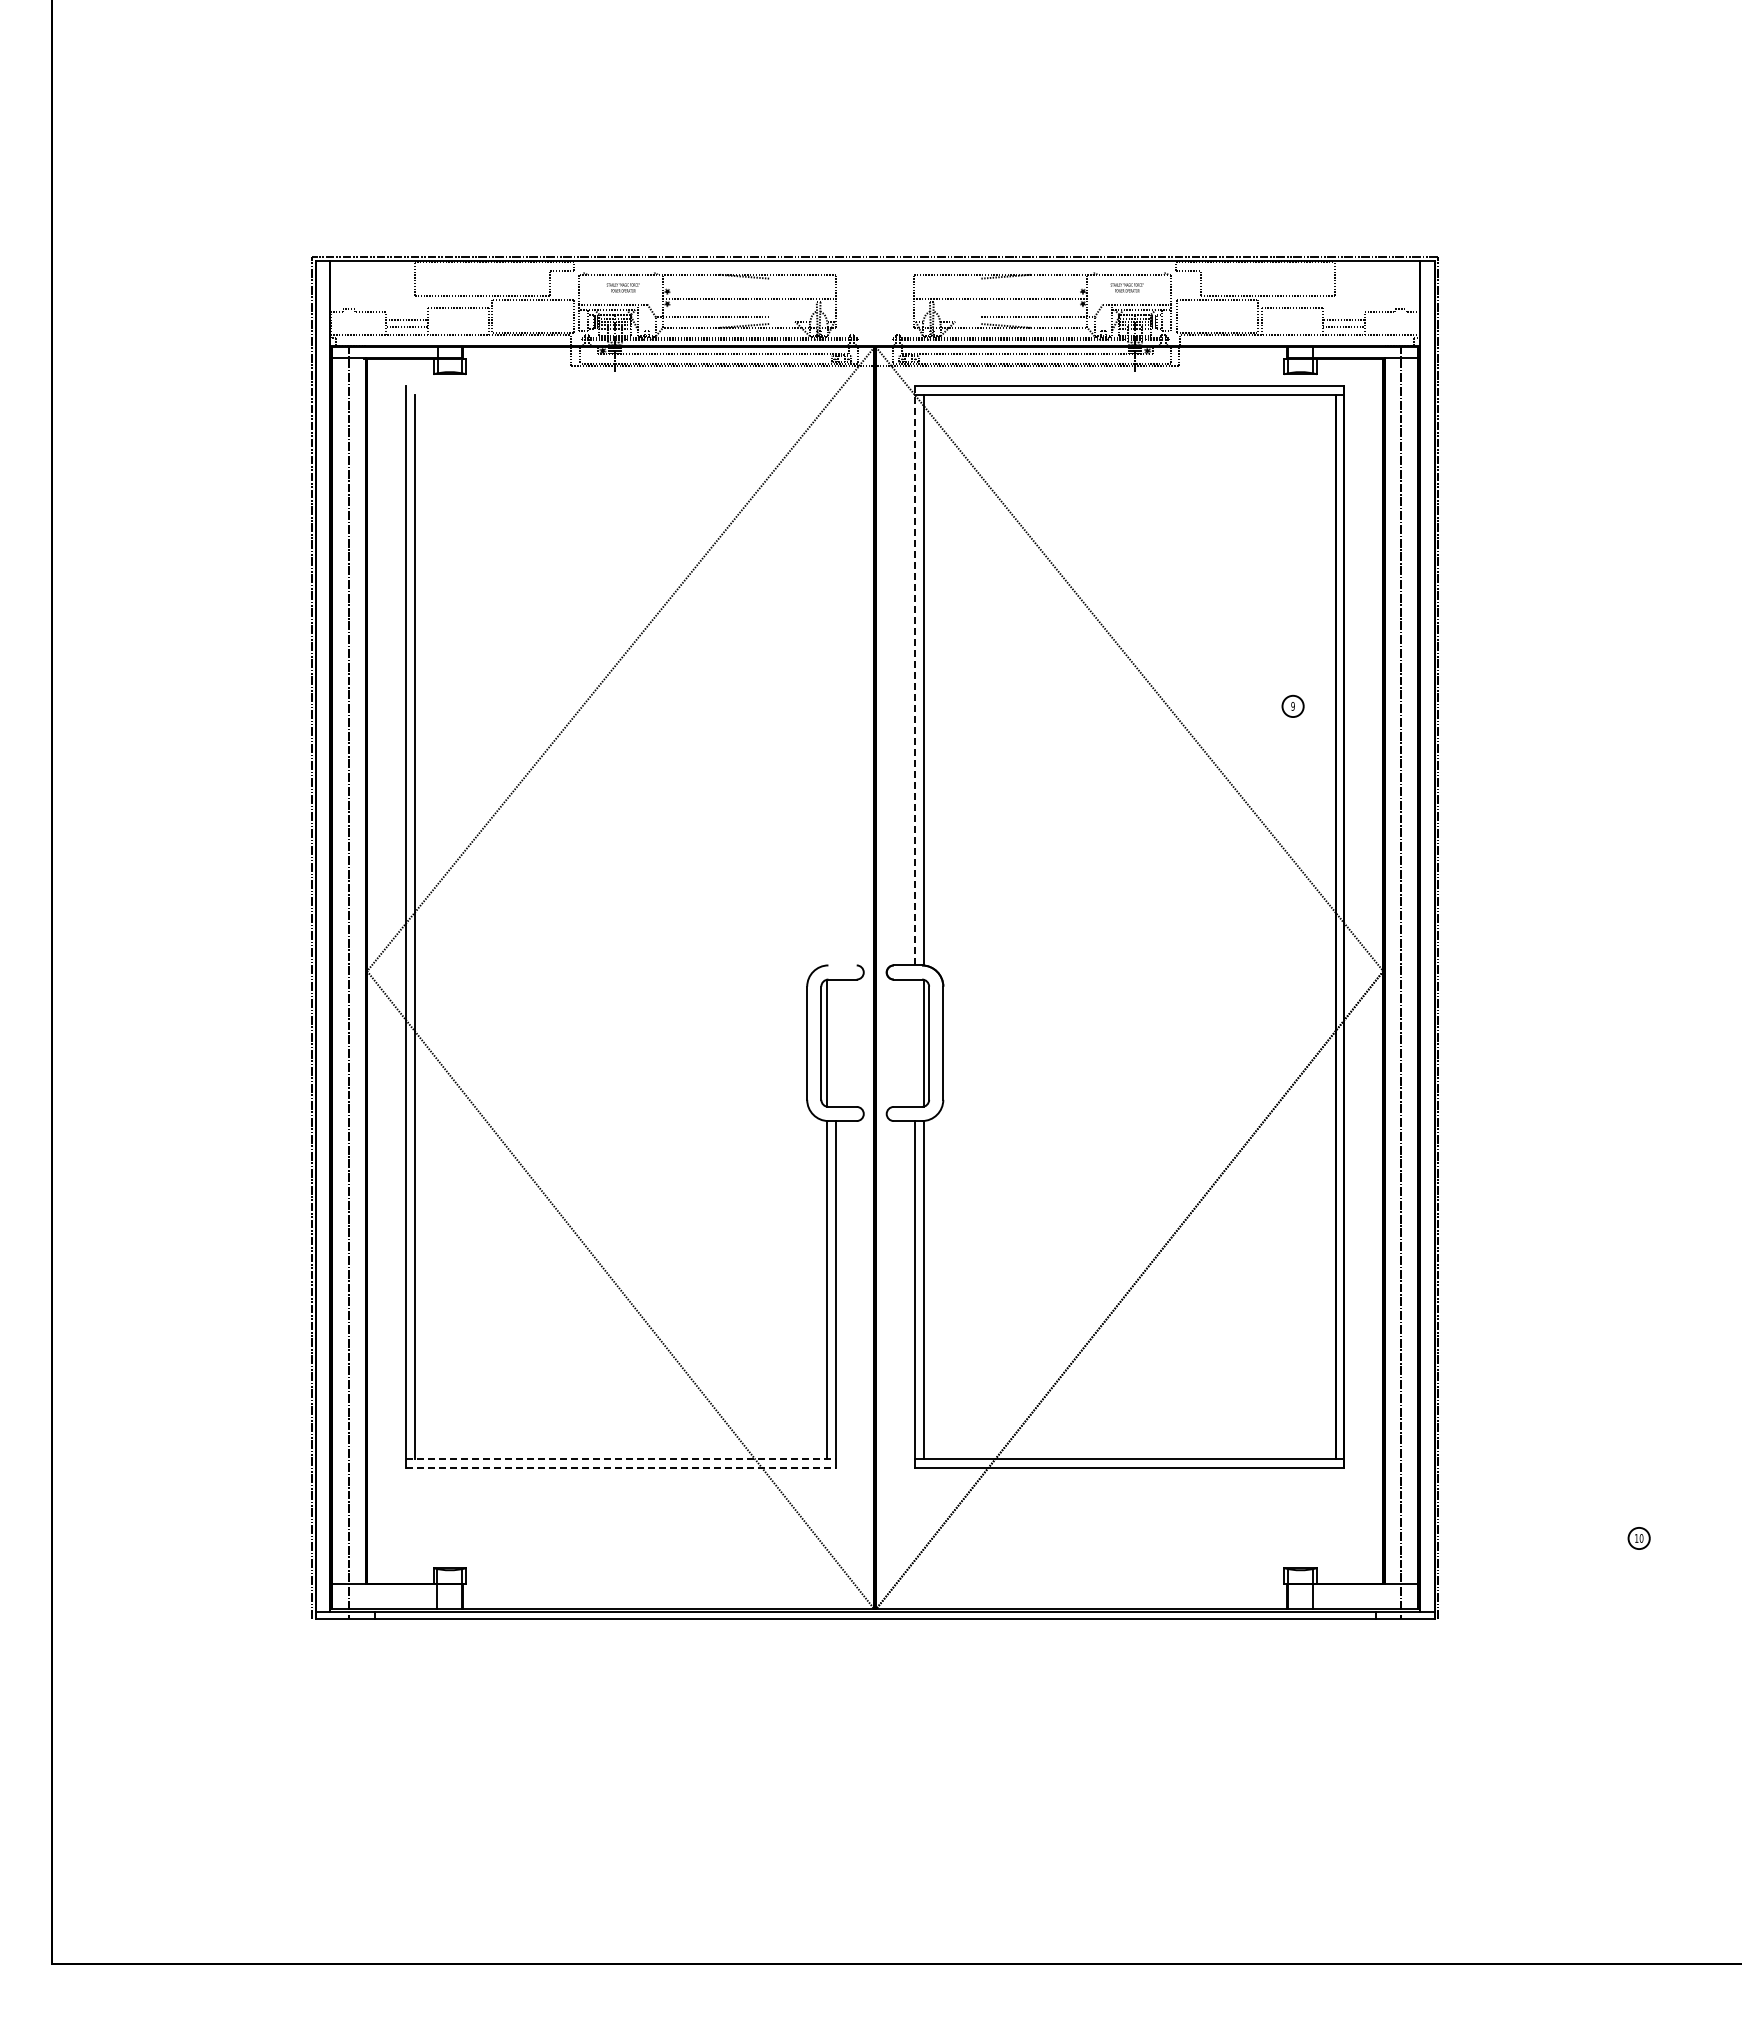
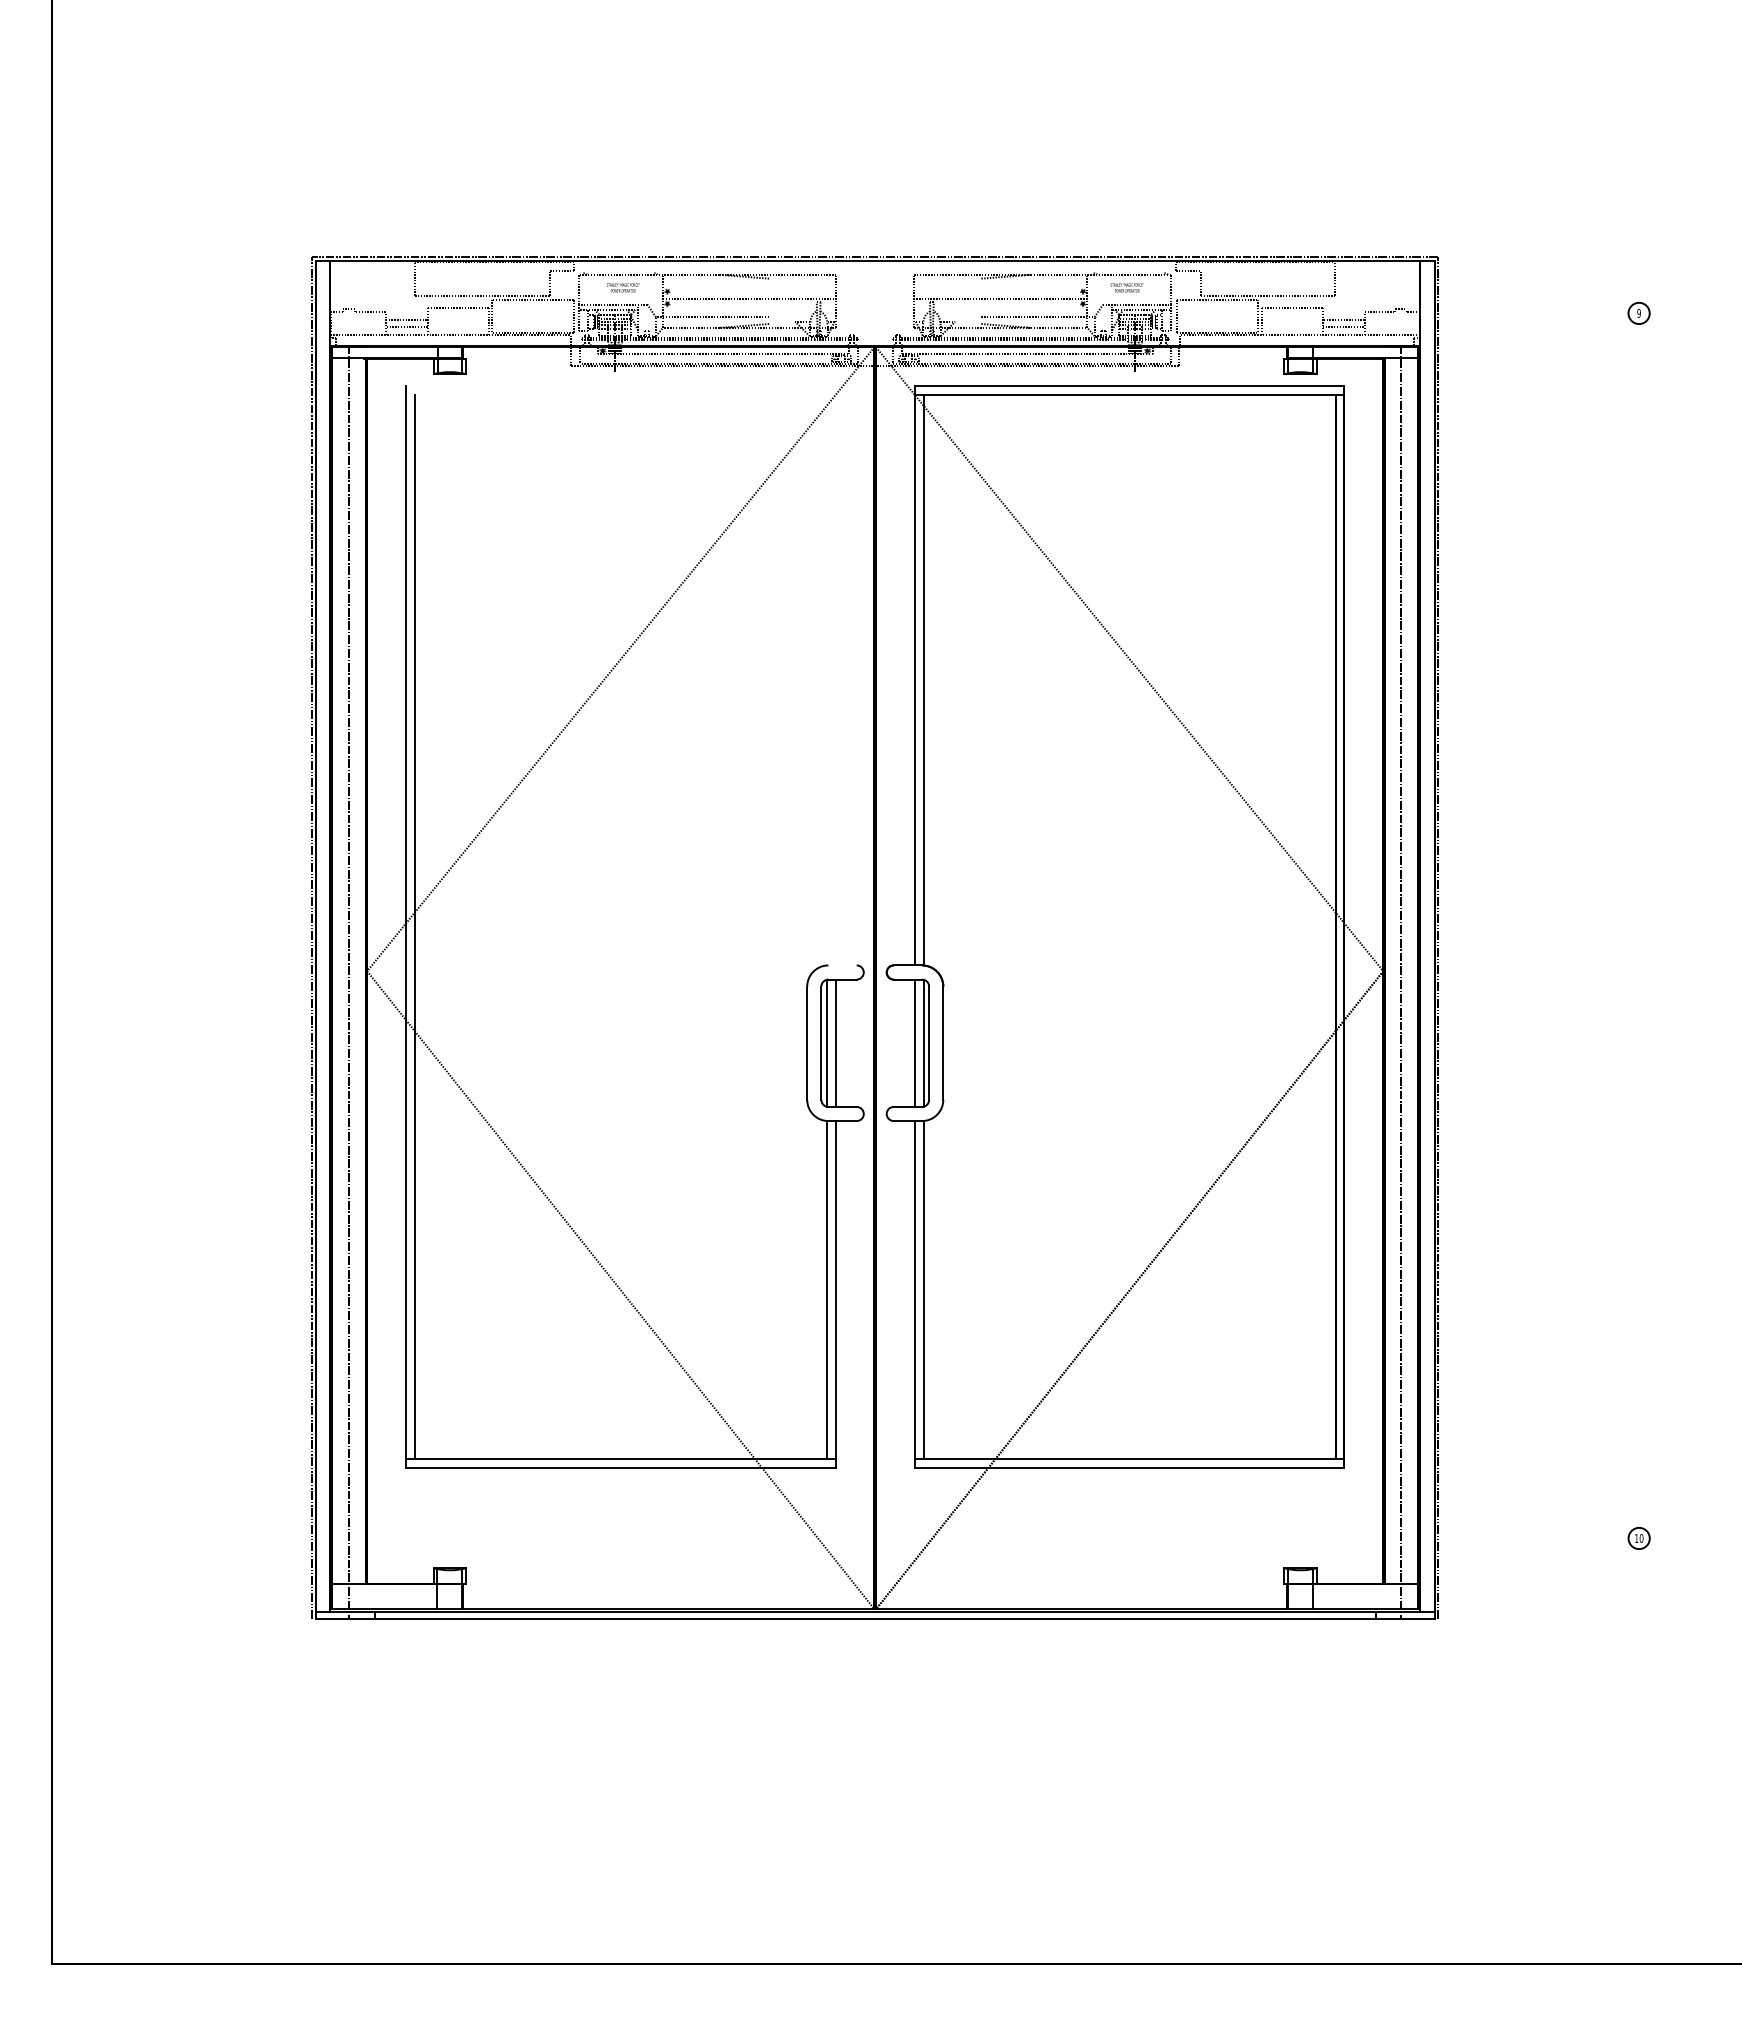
line: dashed -> solid (915, 675)
part position: (1292, 705) -> (1638, 312) (1638, 312)
line: none -> present (835, 1042)
line: none -> present (915, 1042)
line: dashed -> solid (620, 1458)
line: dashed -> solid (620, 1467)
